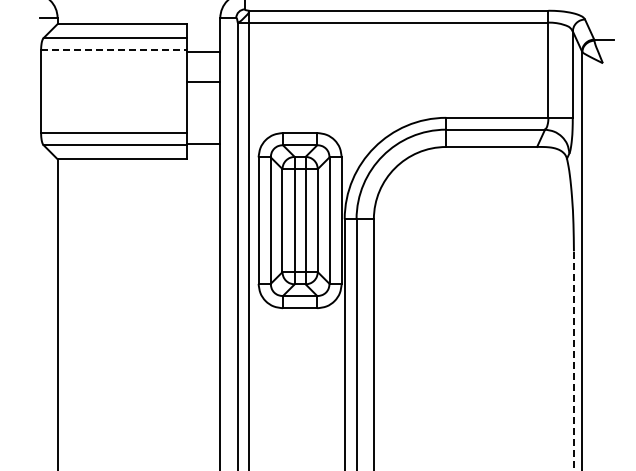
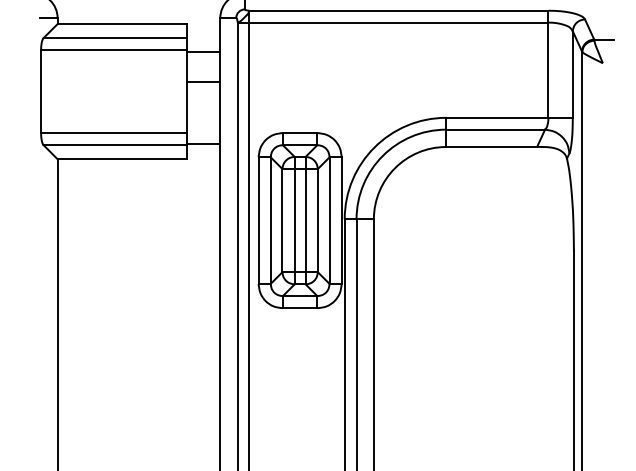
line: dashed -> solid (113, 49)
line: dashed -> solid (573, 360)
